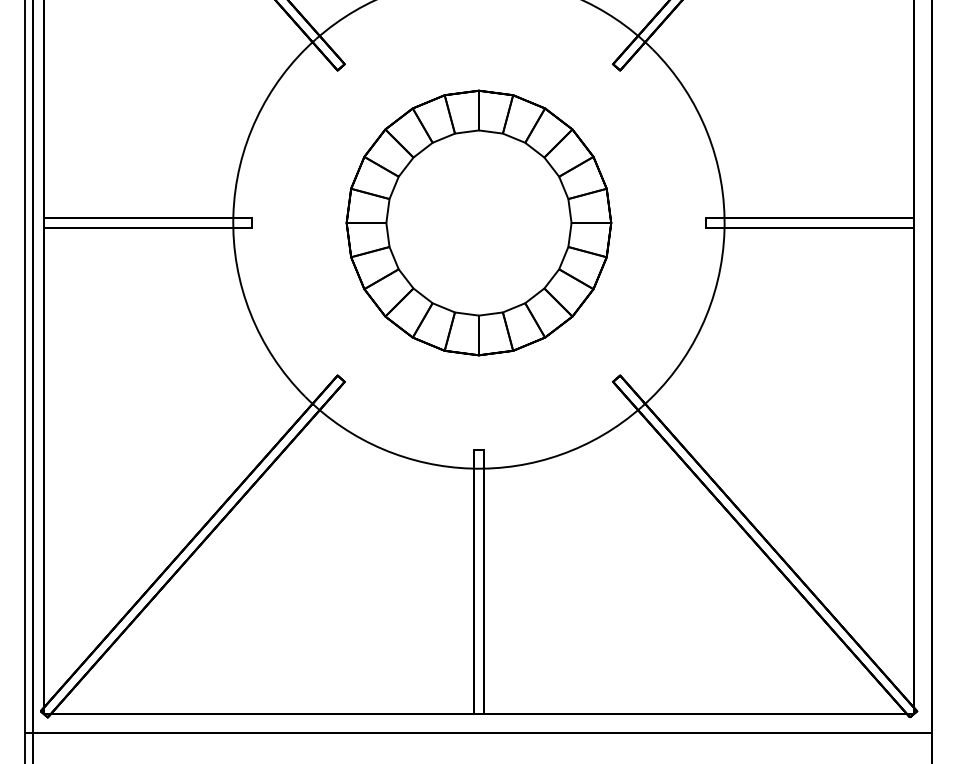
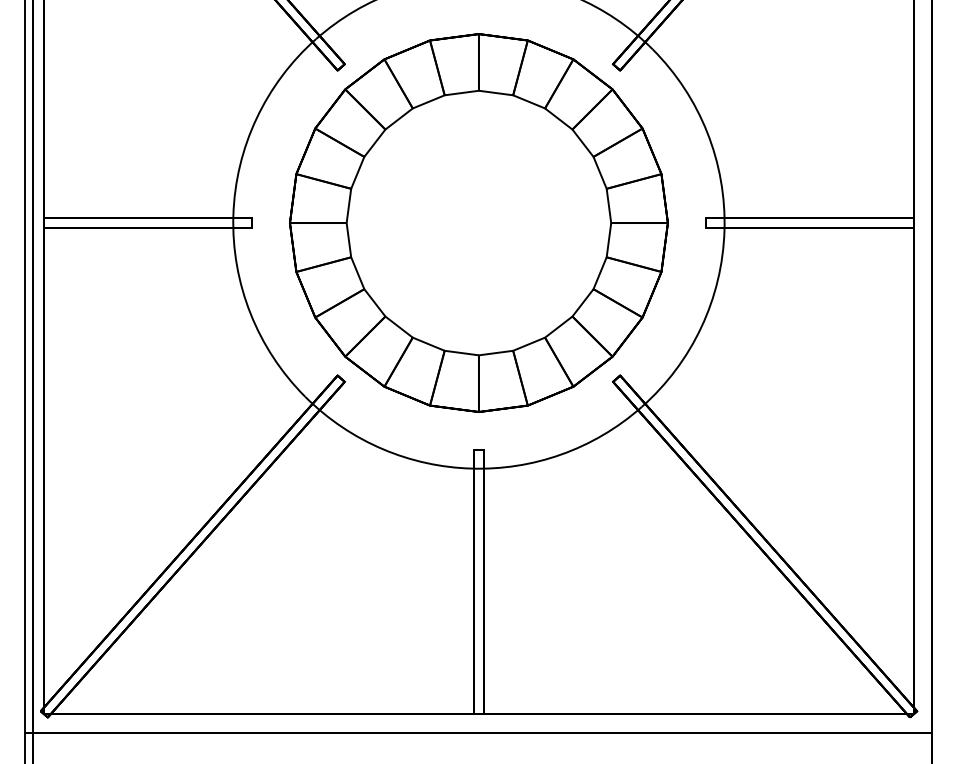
part size: 268x268 px -> 380x380 px (478, 222)
